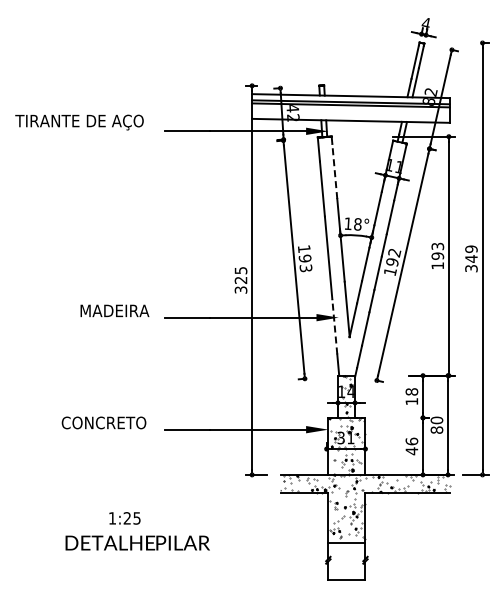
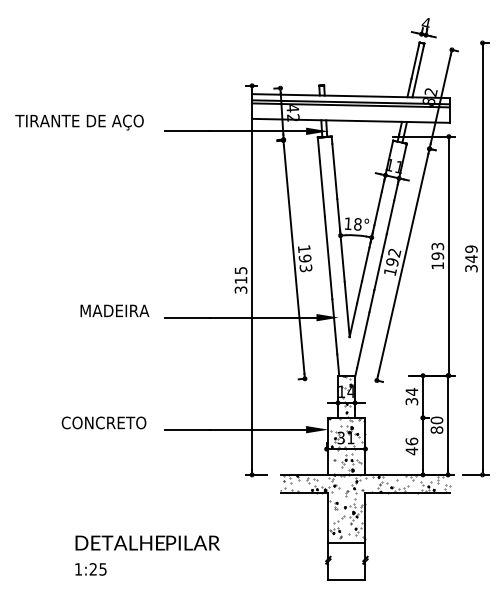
line: dashed -> solid (334, 171)
text: 325 -> 315 (240, 280)
line: dashed -> solid (334, 326)
text: 18 -> 34 (411, 396)
text position: (124, 518) -> (90, 569) (90, 569)
text position: (137, 542) -> (147, 542) (147, 542)
